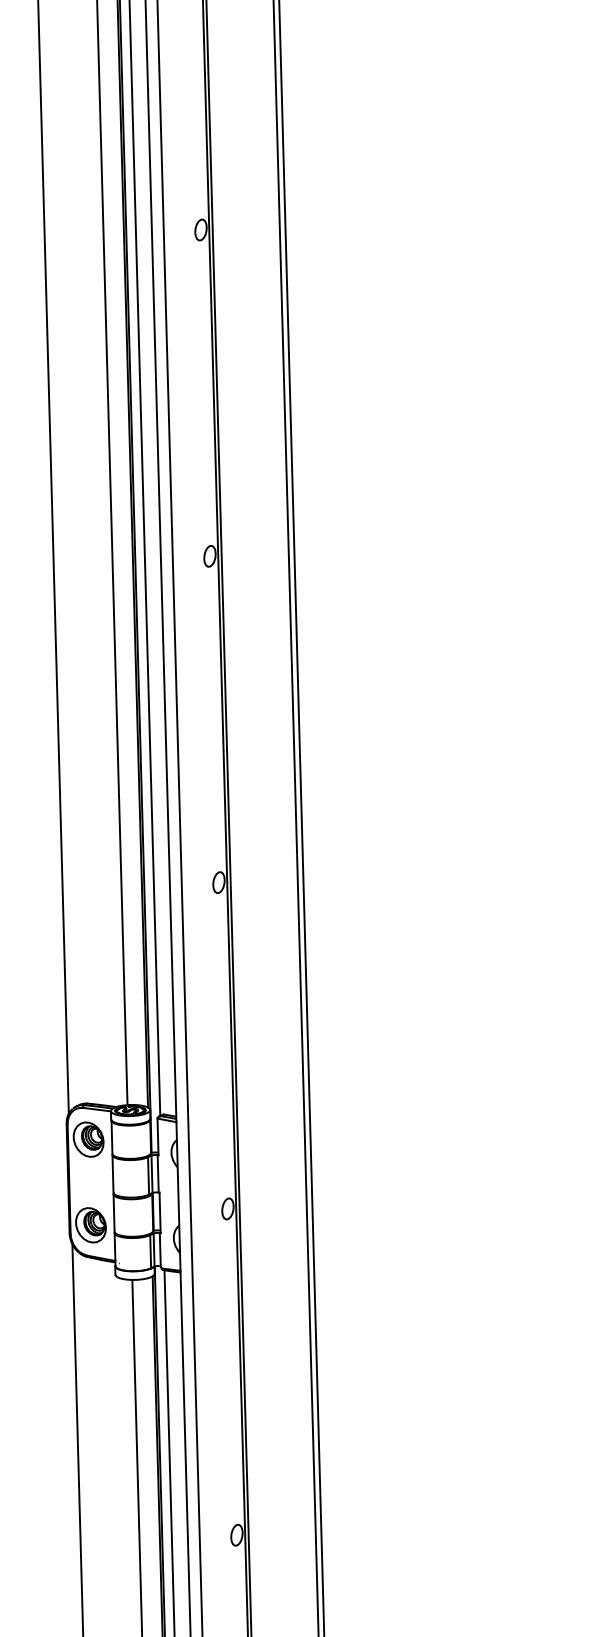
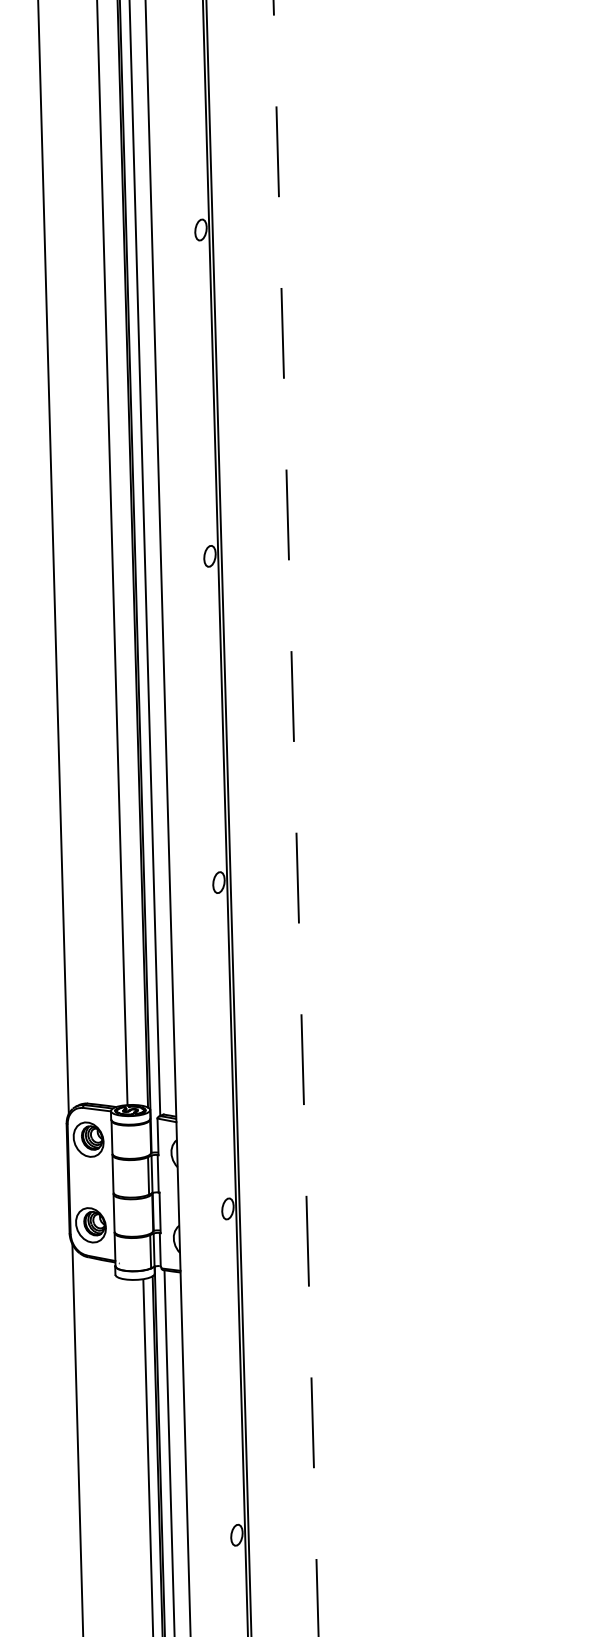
line: present -> none (179, 817)
line: present -> none (301, 817)
line: solid -> dashed (296, 818)
line position: (137, 1456) -> (148, 1456) (148, 1456)
